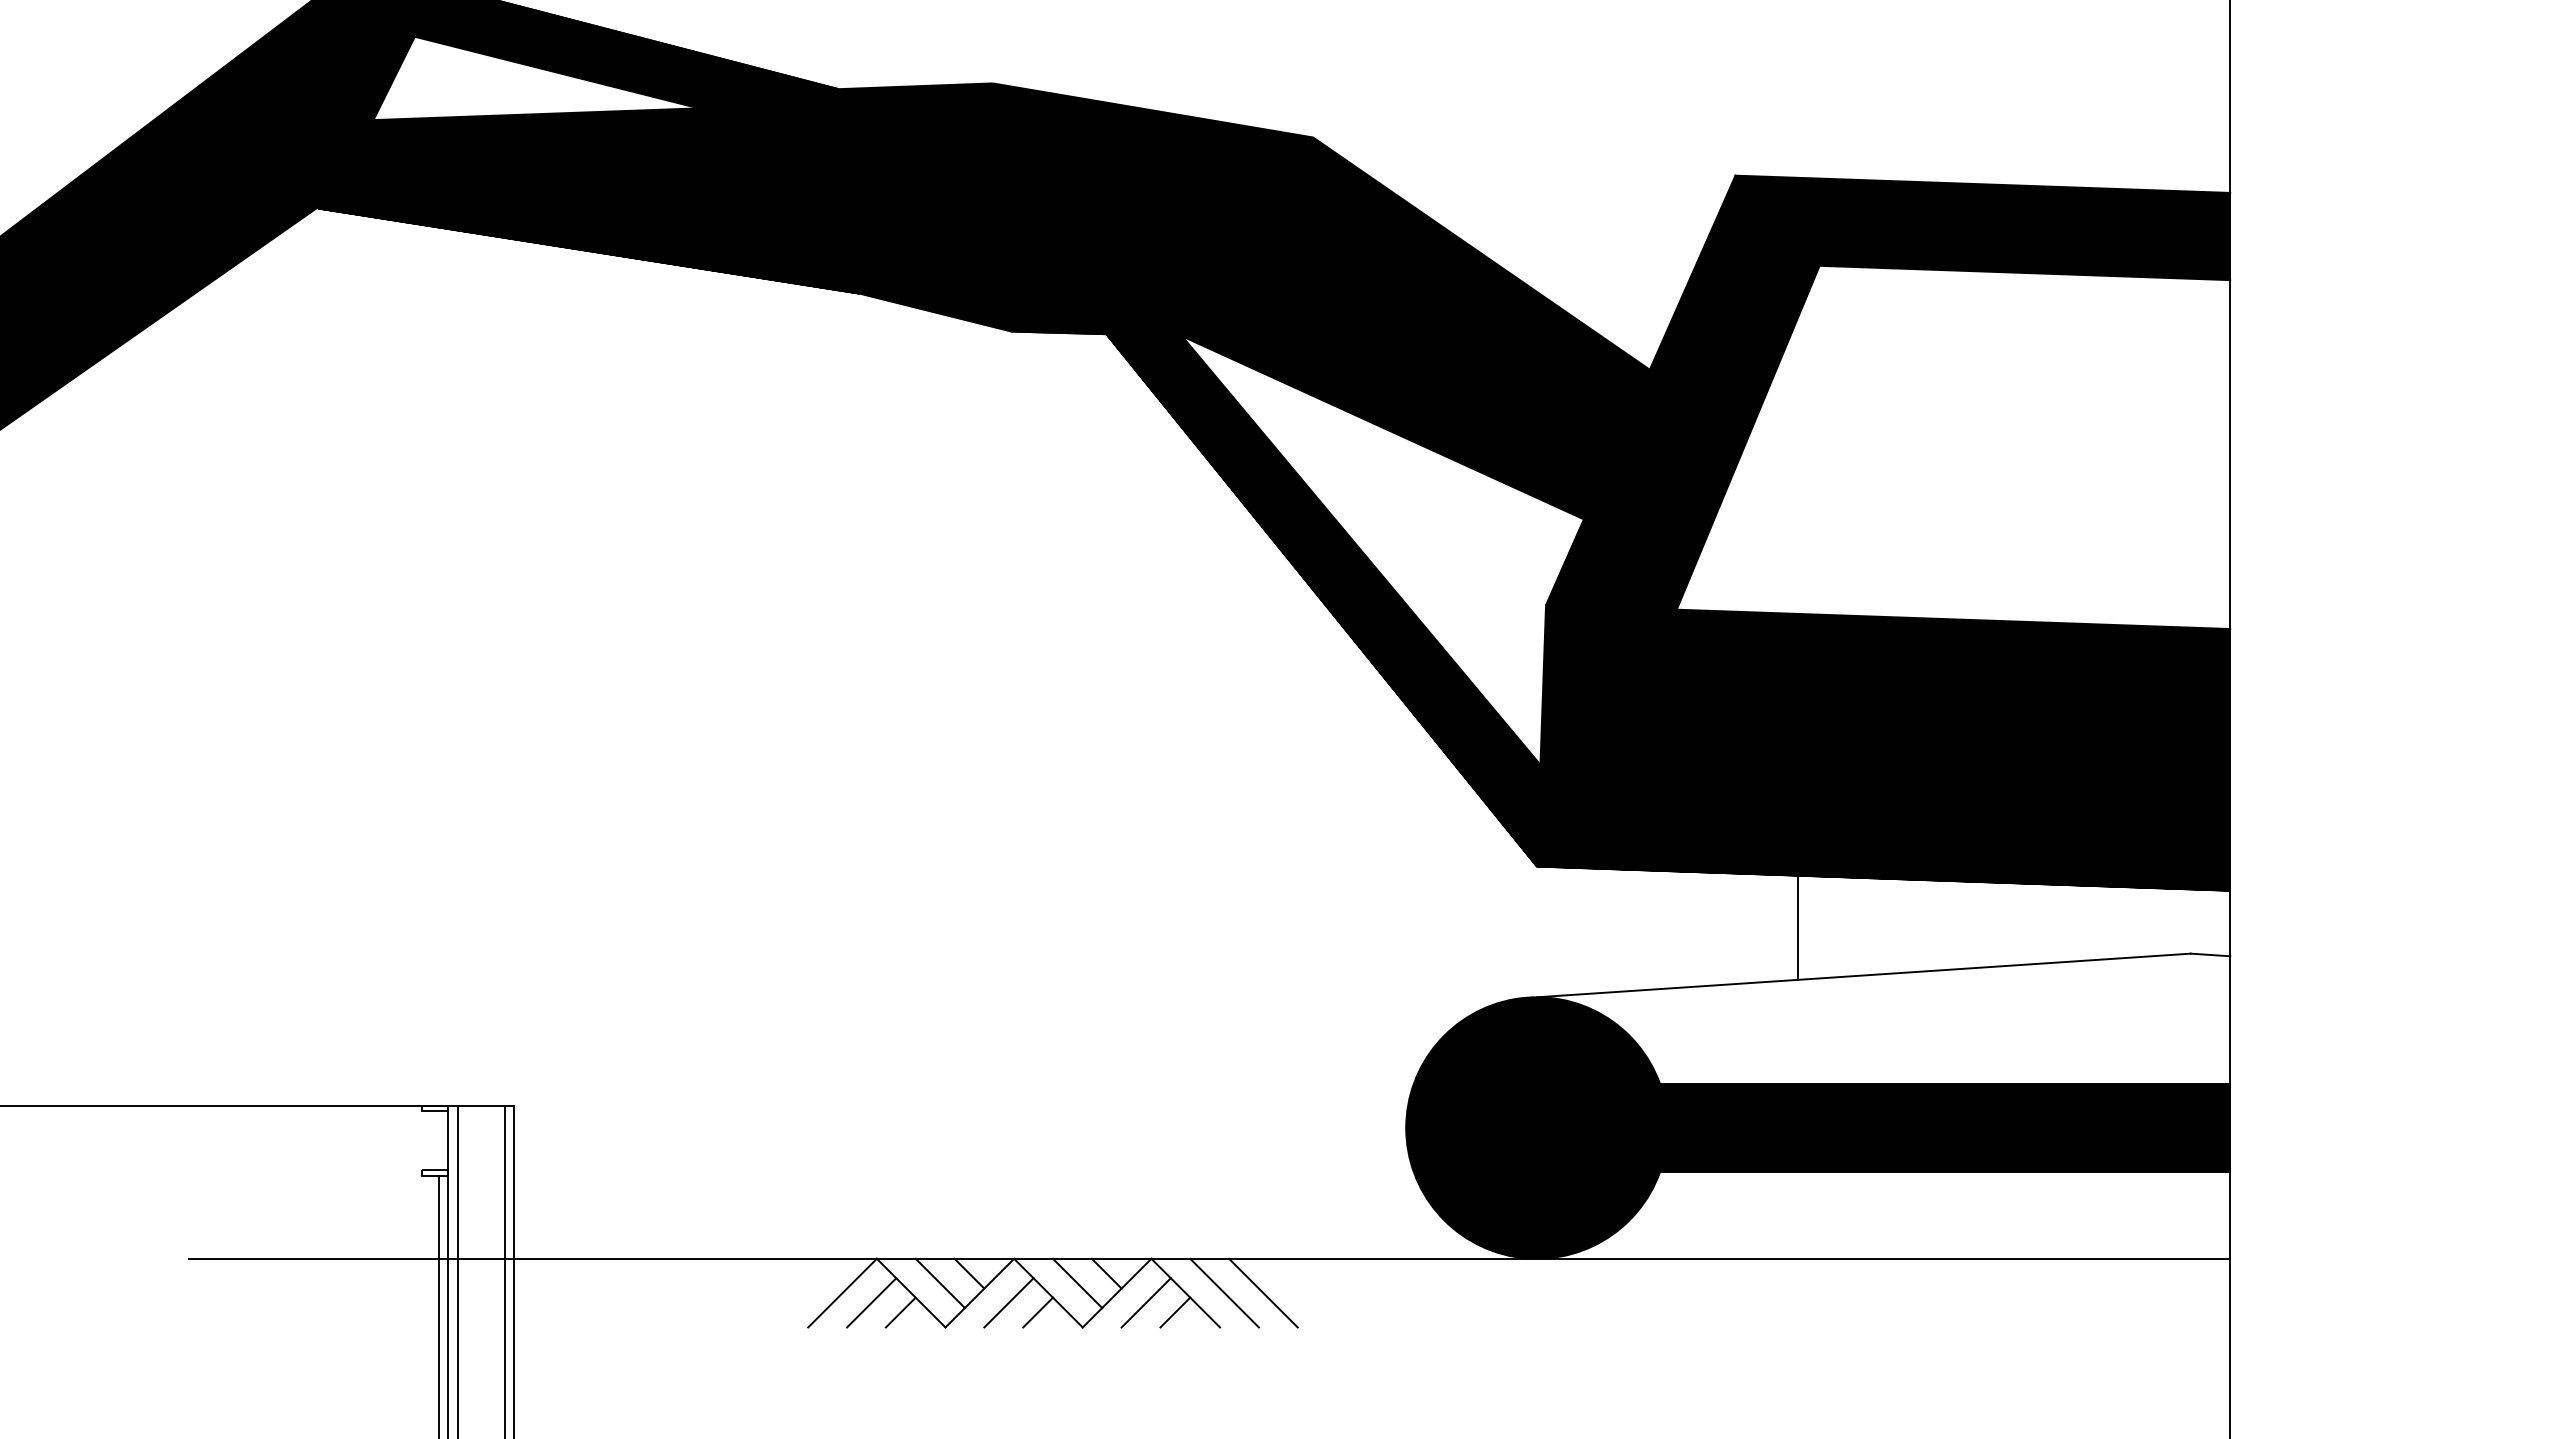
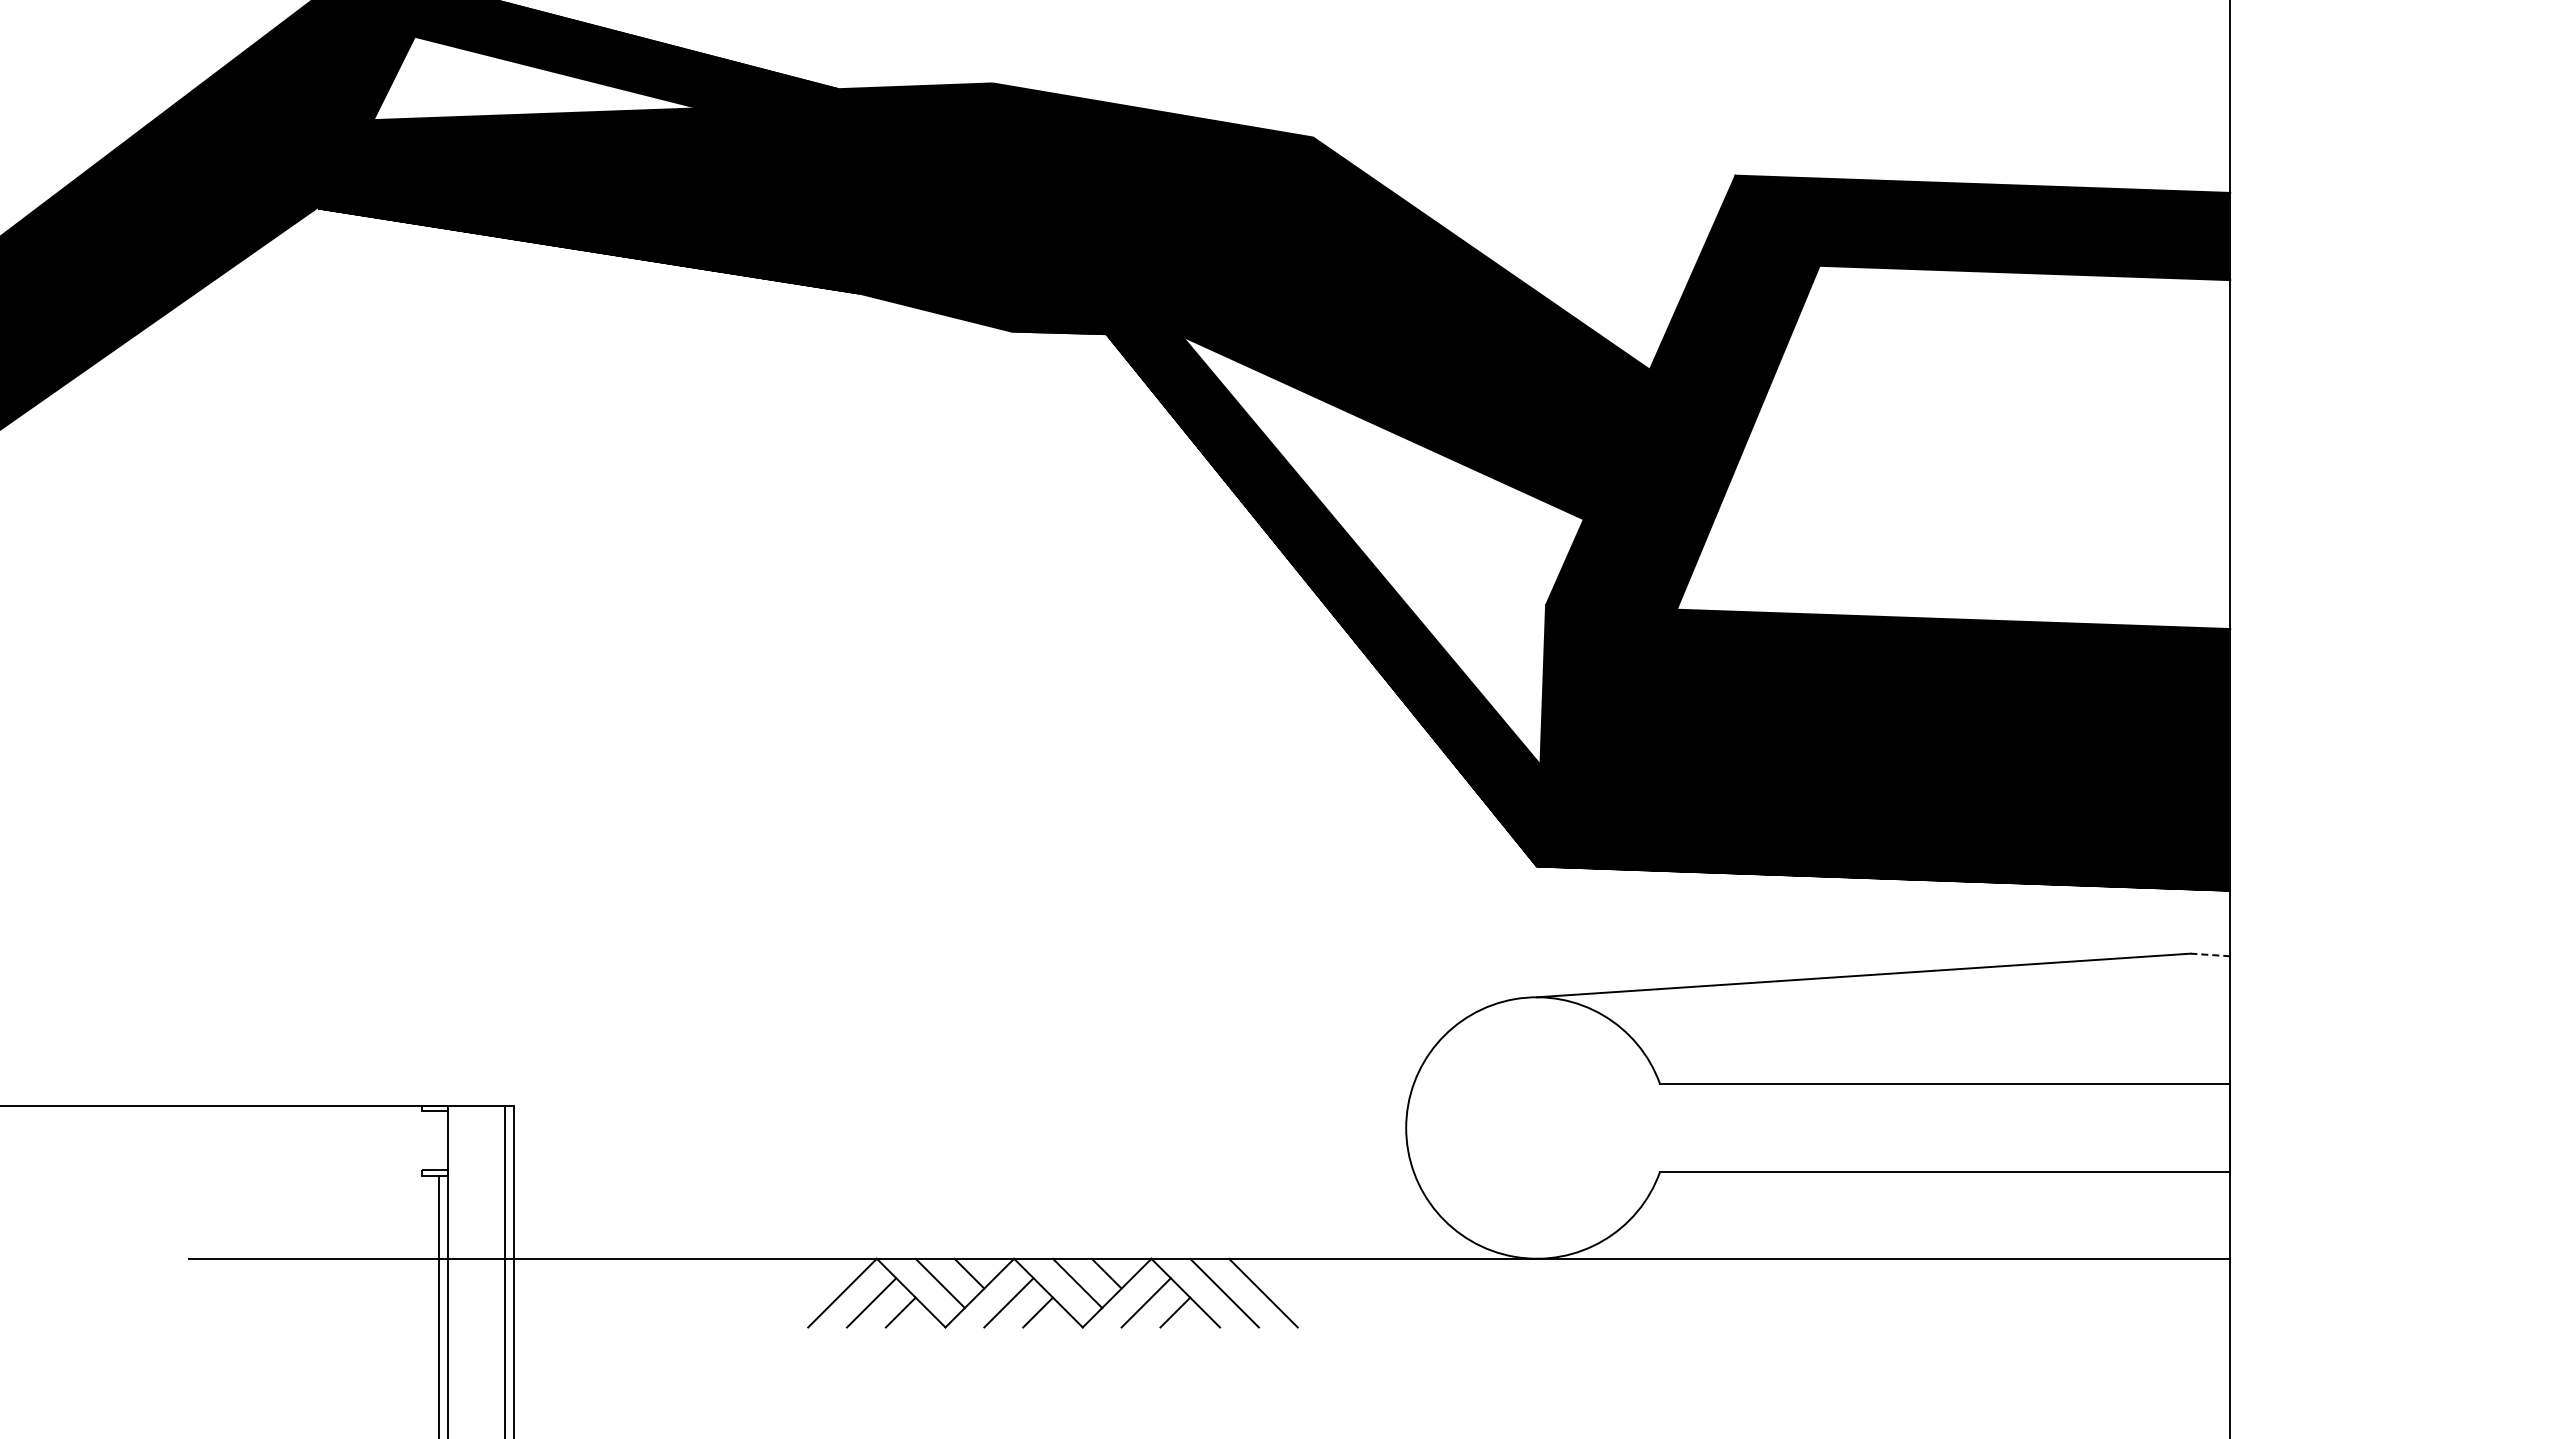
line: present -> none (1798, 927)
line: solid -> dashed (2210, 954)
fill: present -> none (1818, 1127)
line: present -> none (457, 1270)
